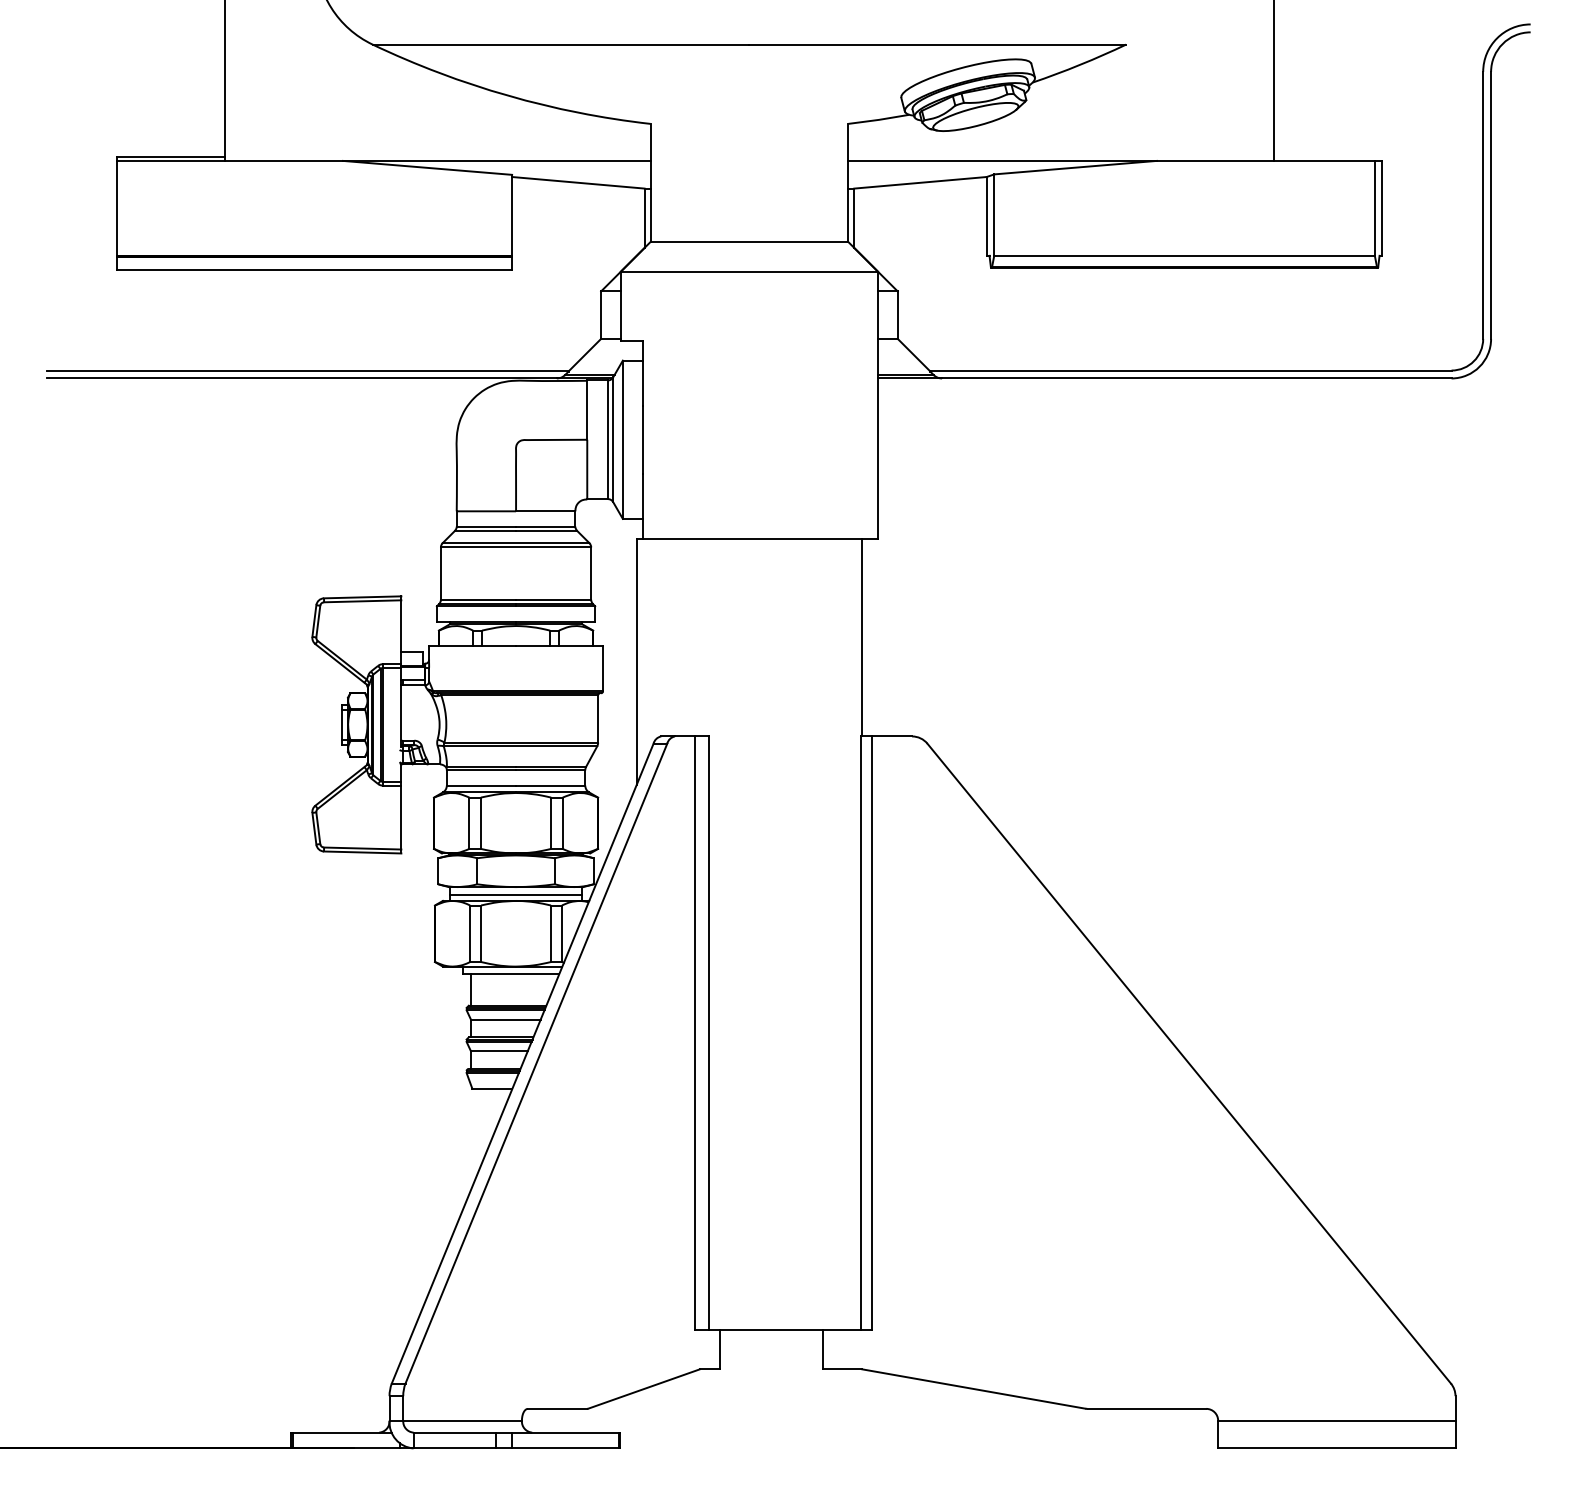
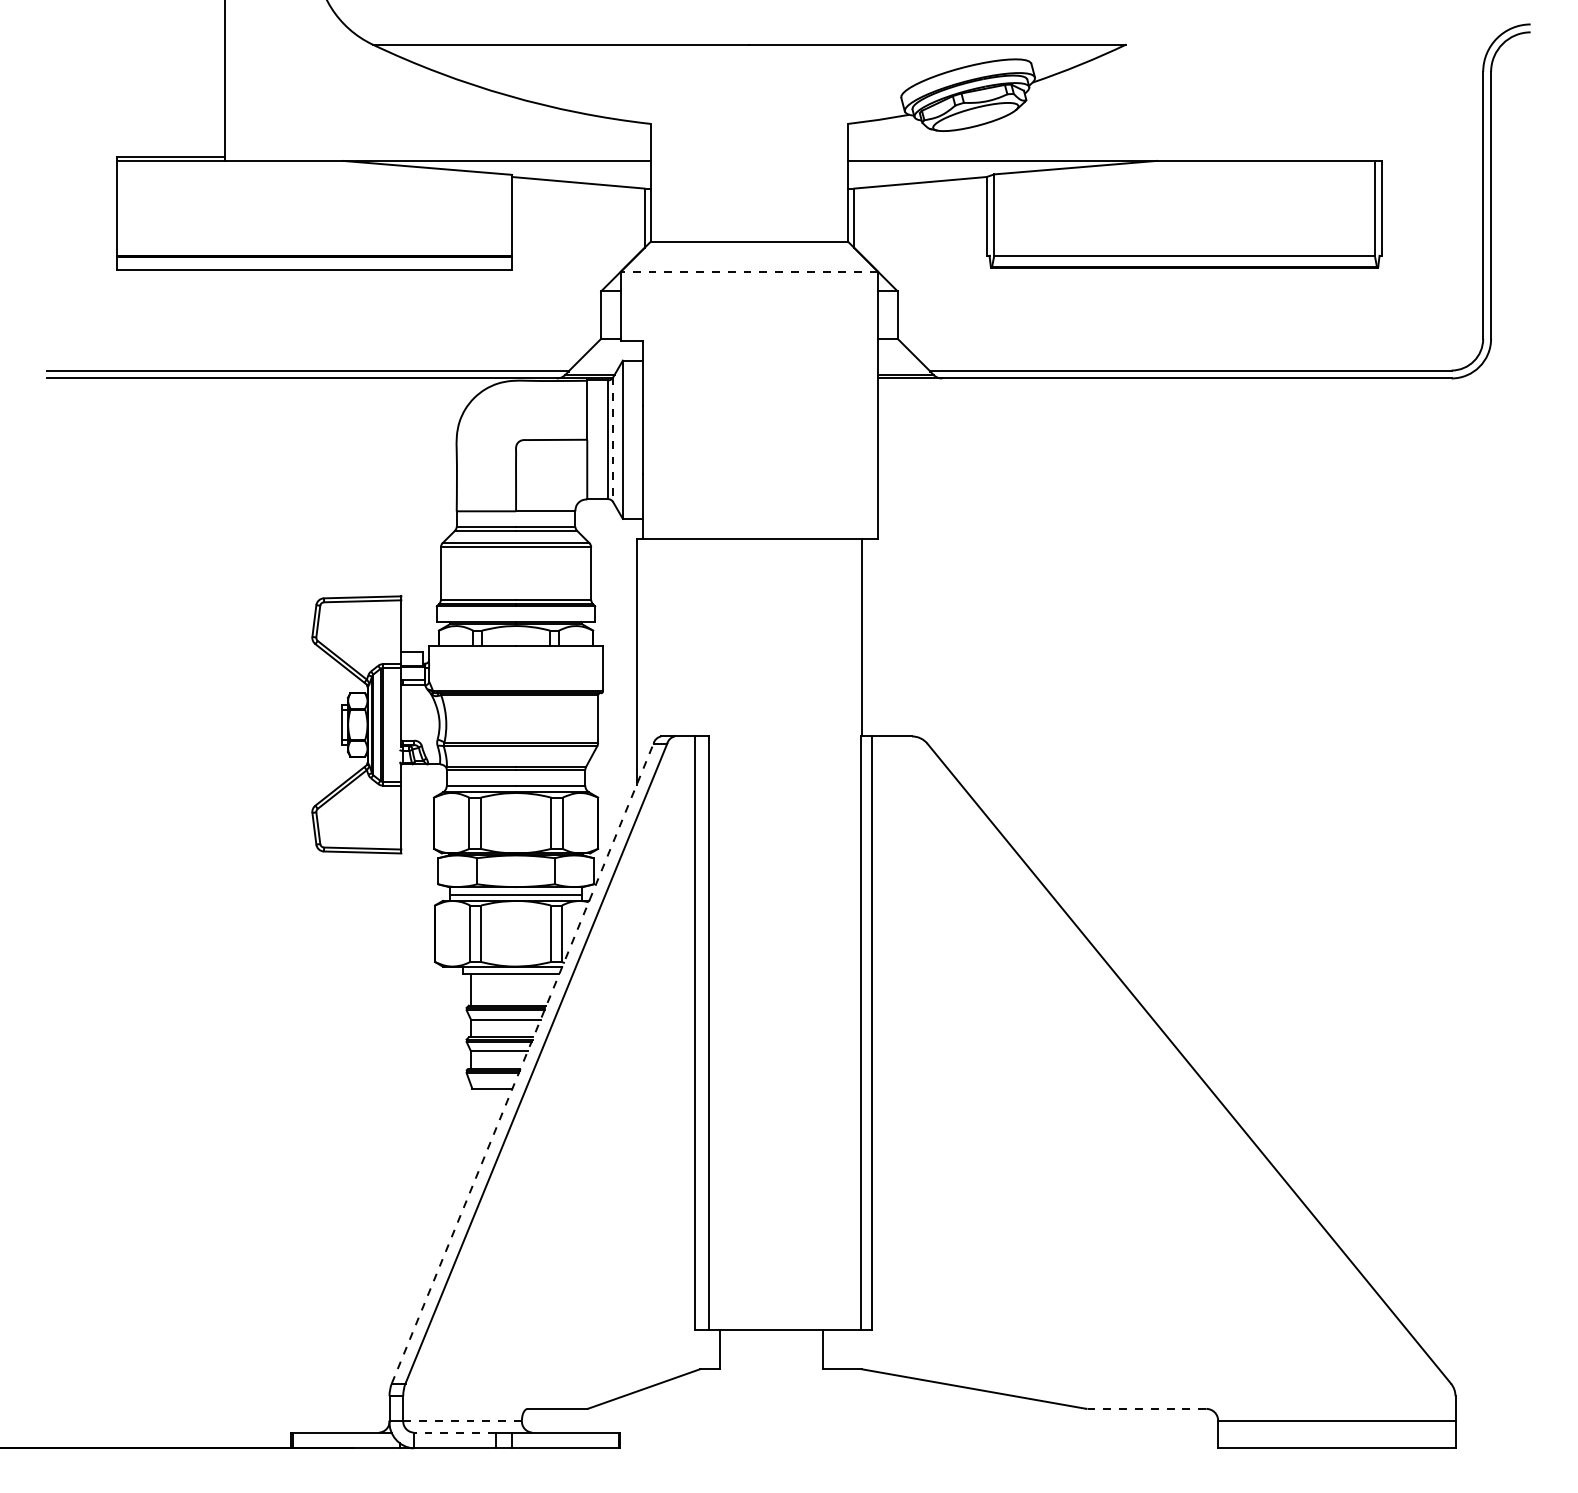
line: present -> none (1273, 81)
line: solid -> dashed (749, 271)
line: solid -> dashed (613, 440)
line: solid -> dashed (522, 1063)
line: solid -> dashed (1147, 1408)
line: solid -> dashed (462, 1420)
line: solid -> dashed (454, 1432)
